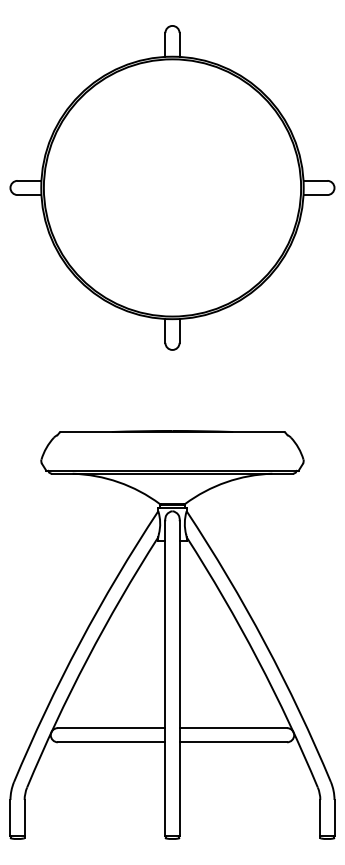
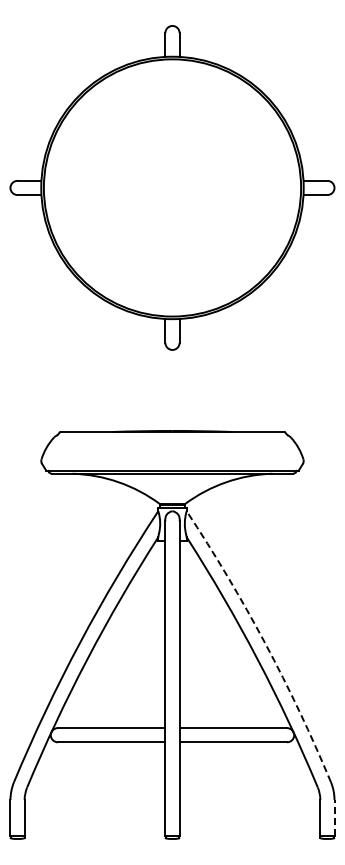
arc: solid -> dashed (265, 643)
line: solid -> dashed (334, 817)
